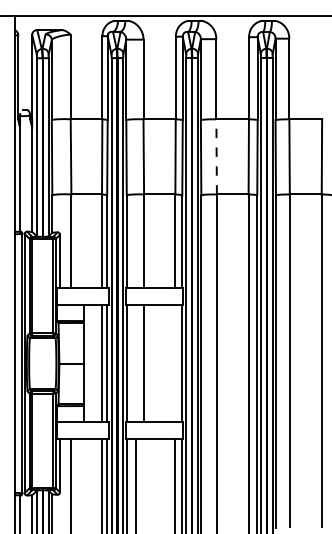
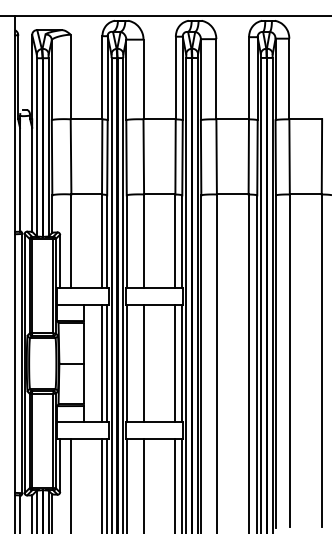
line: dashed -> solid (216, 156)
line: none -> present (175, 363)
line position: (136, 484) -> (144, 484) (144, 484)
